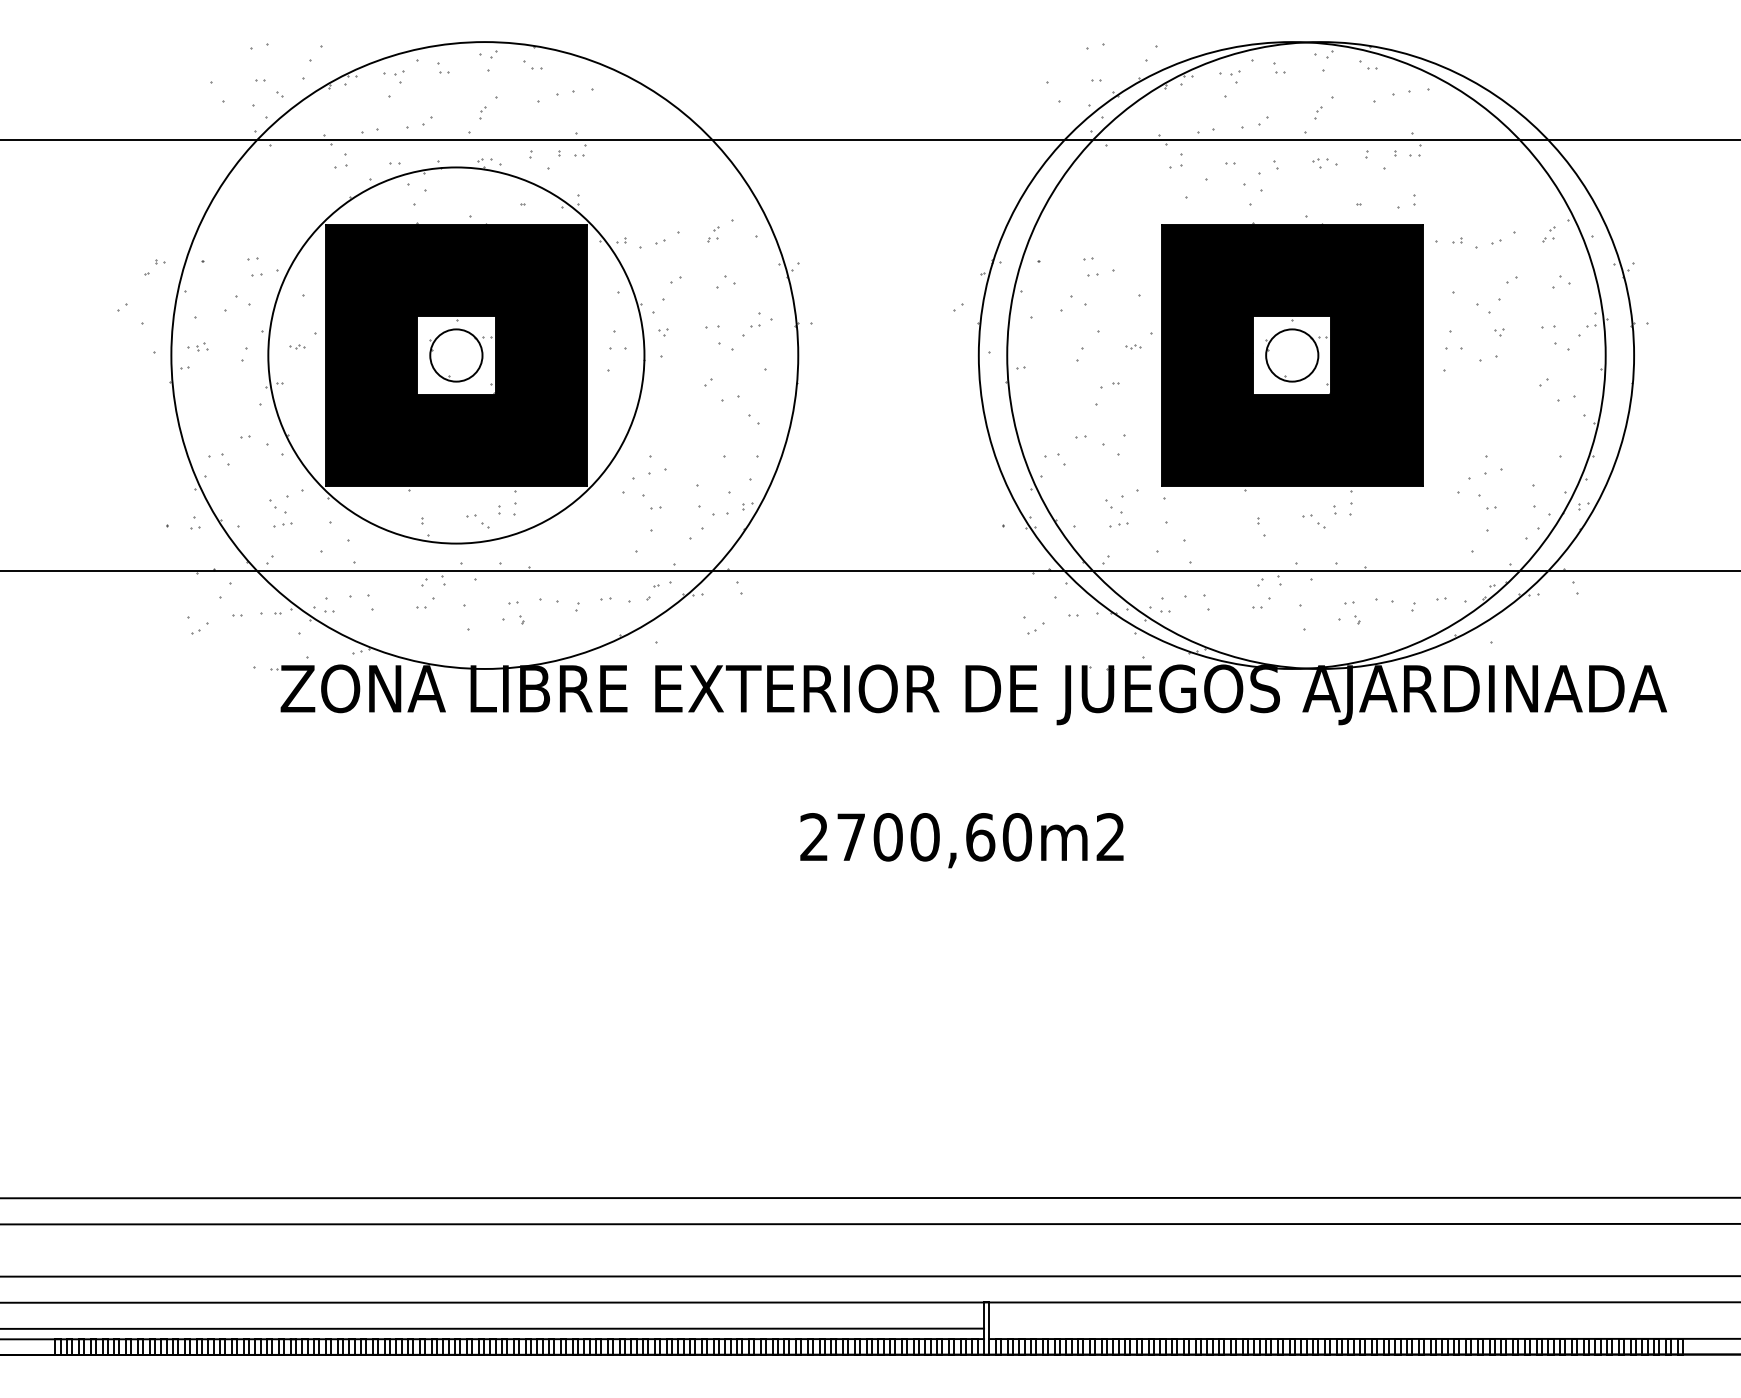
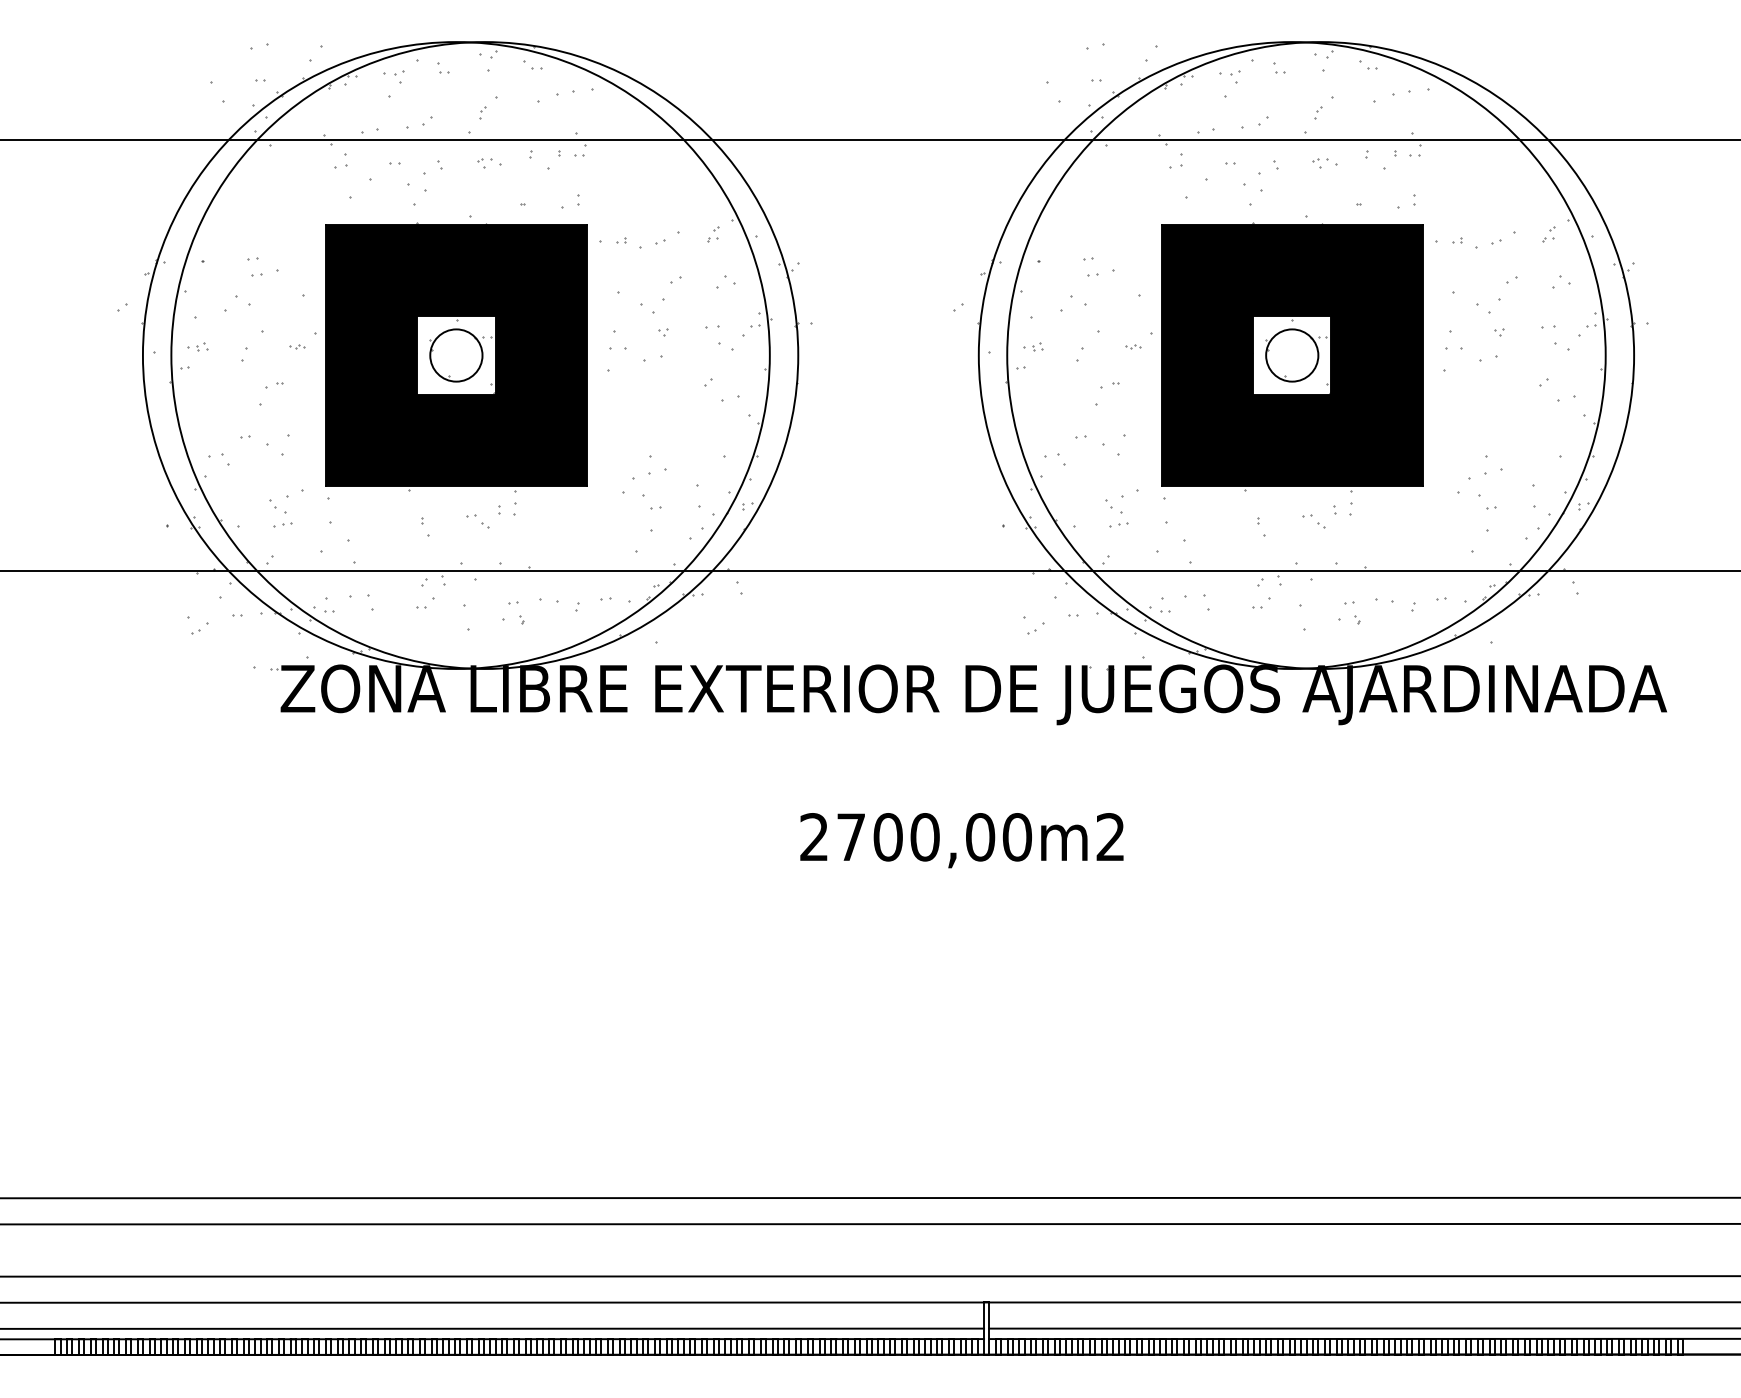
part: none -> present (1033, 346)
circle diameter: 376 px -> 627 px (455, 355)
text: 2700,60m2 -> 2700,00m2 (980, 837)
line: none -> present (1363, 1328)
